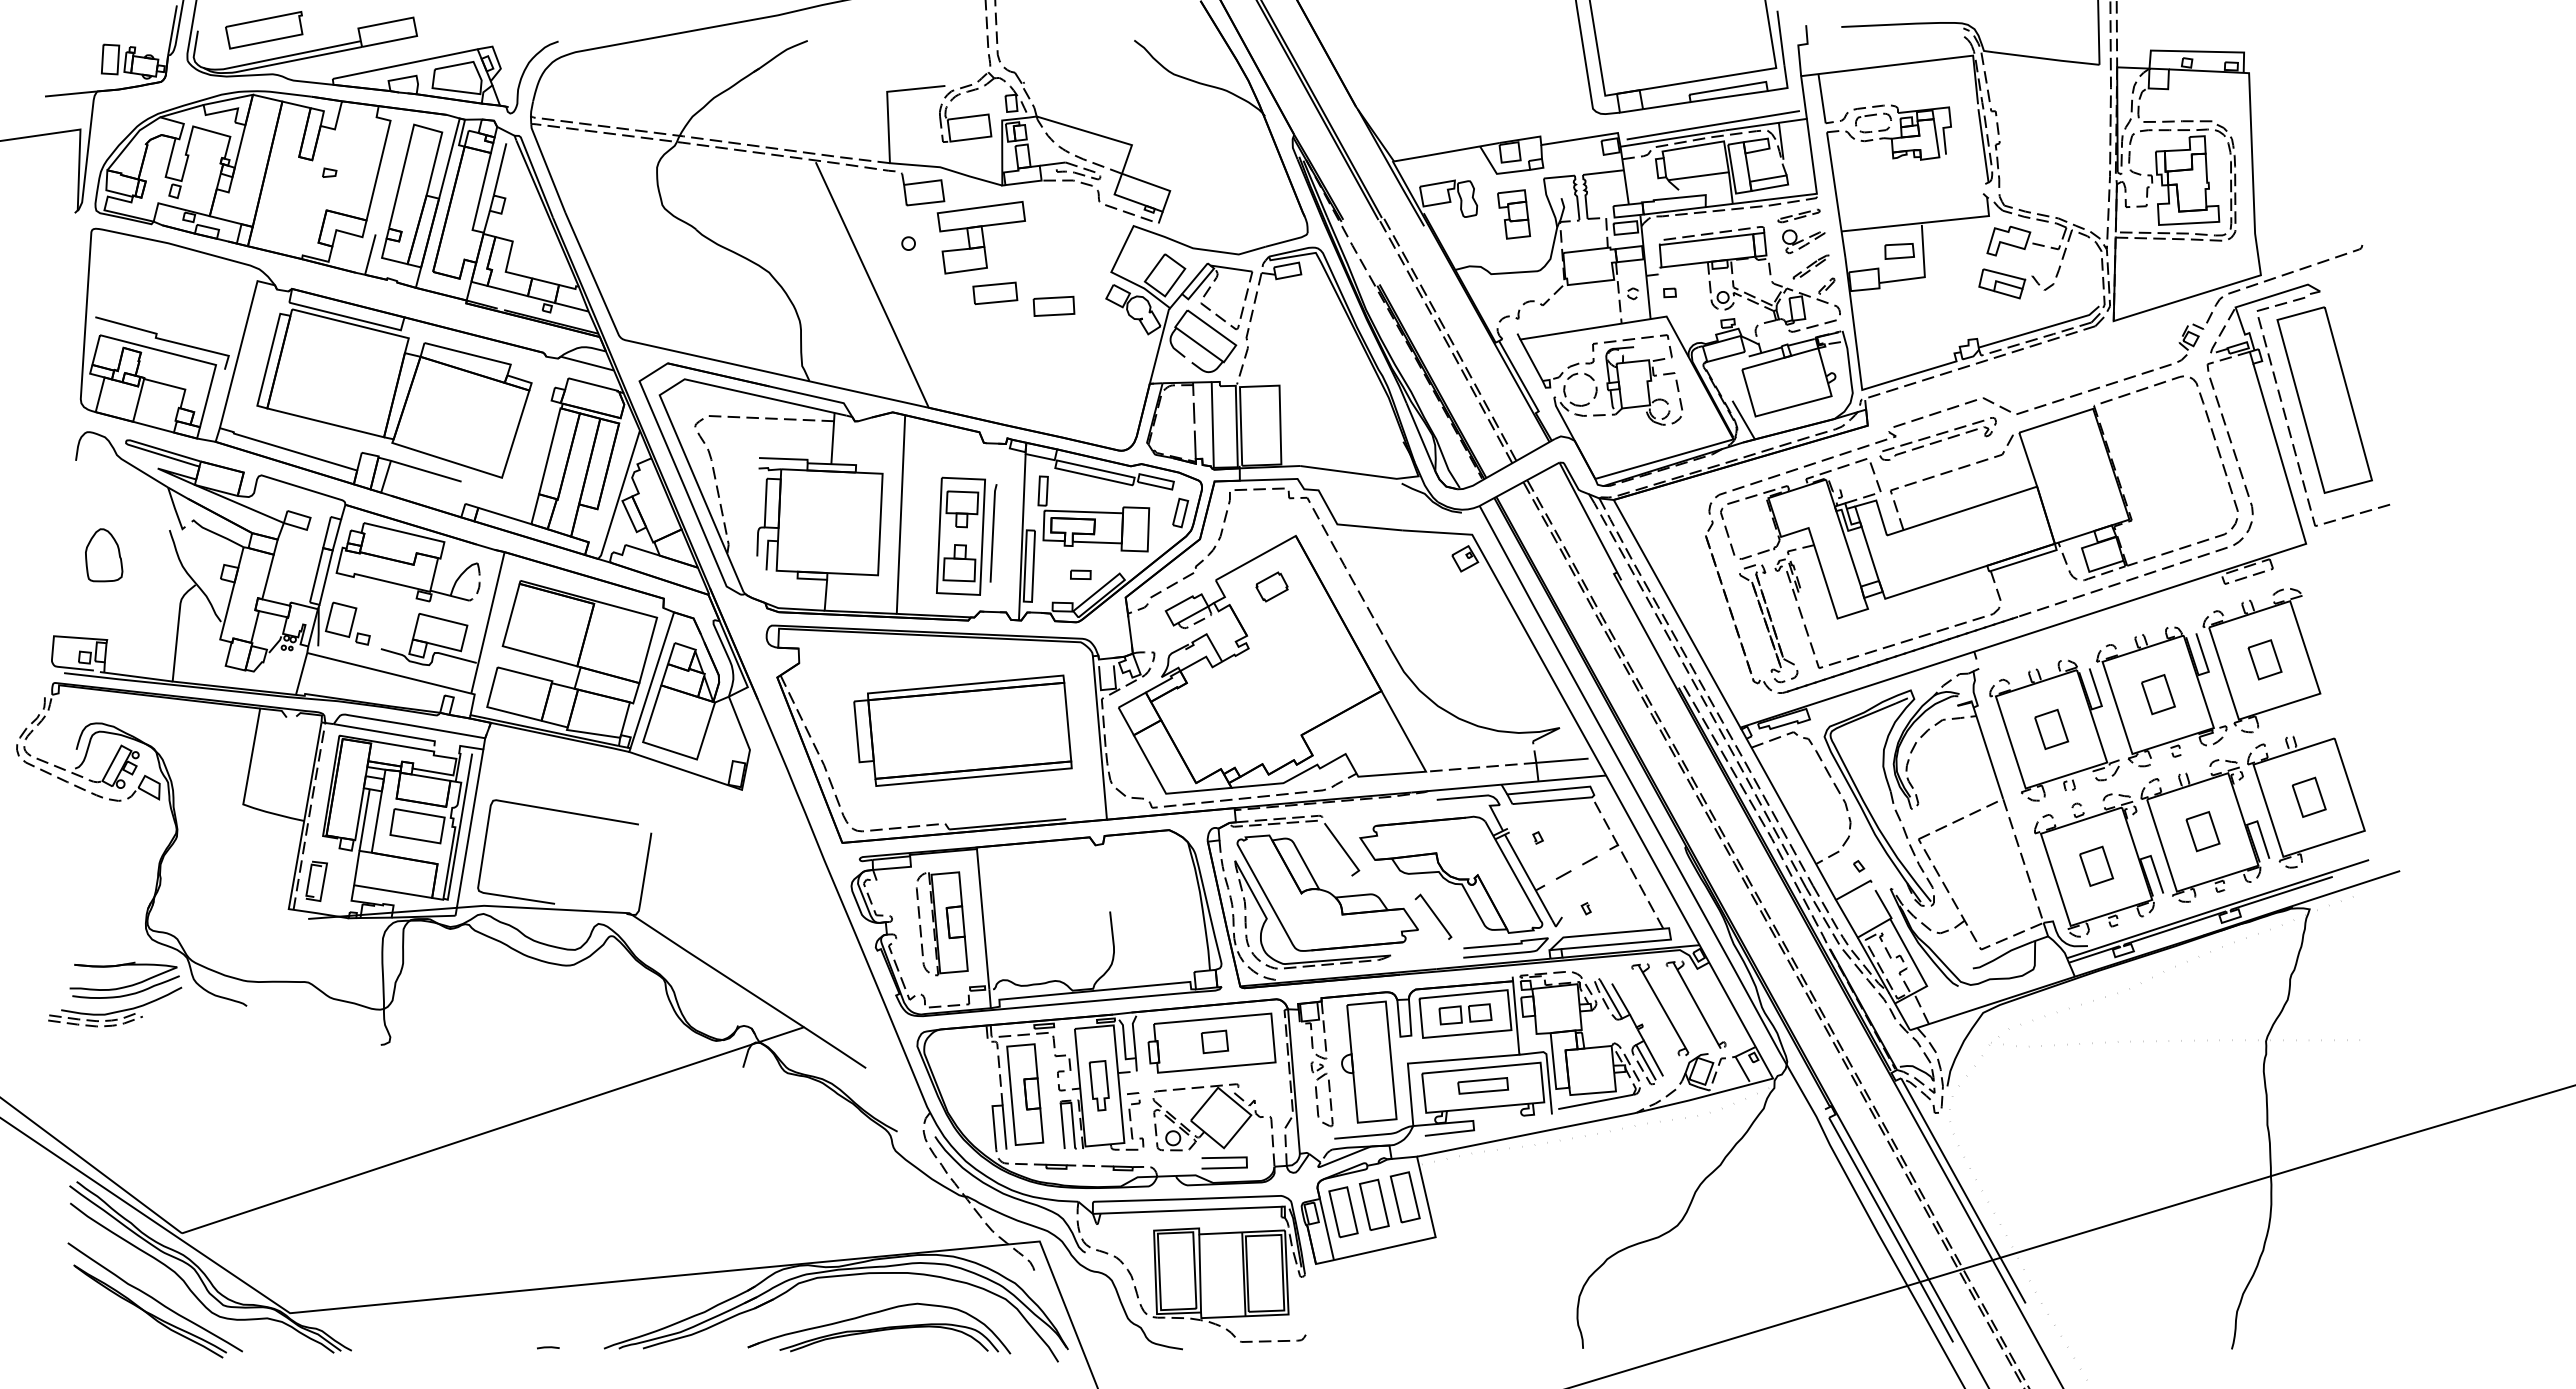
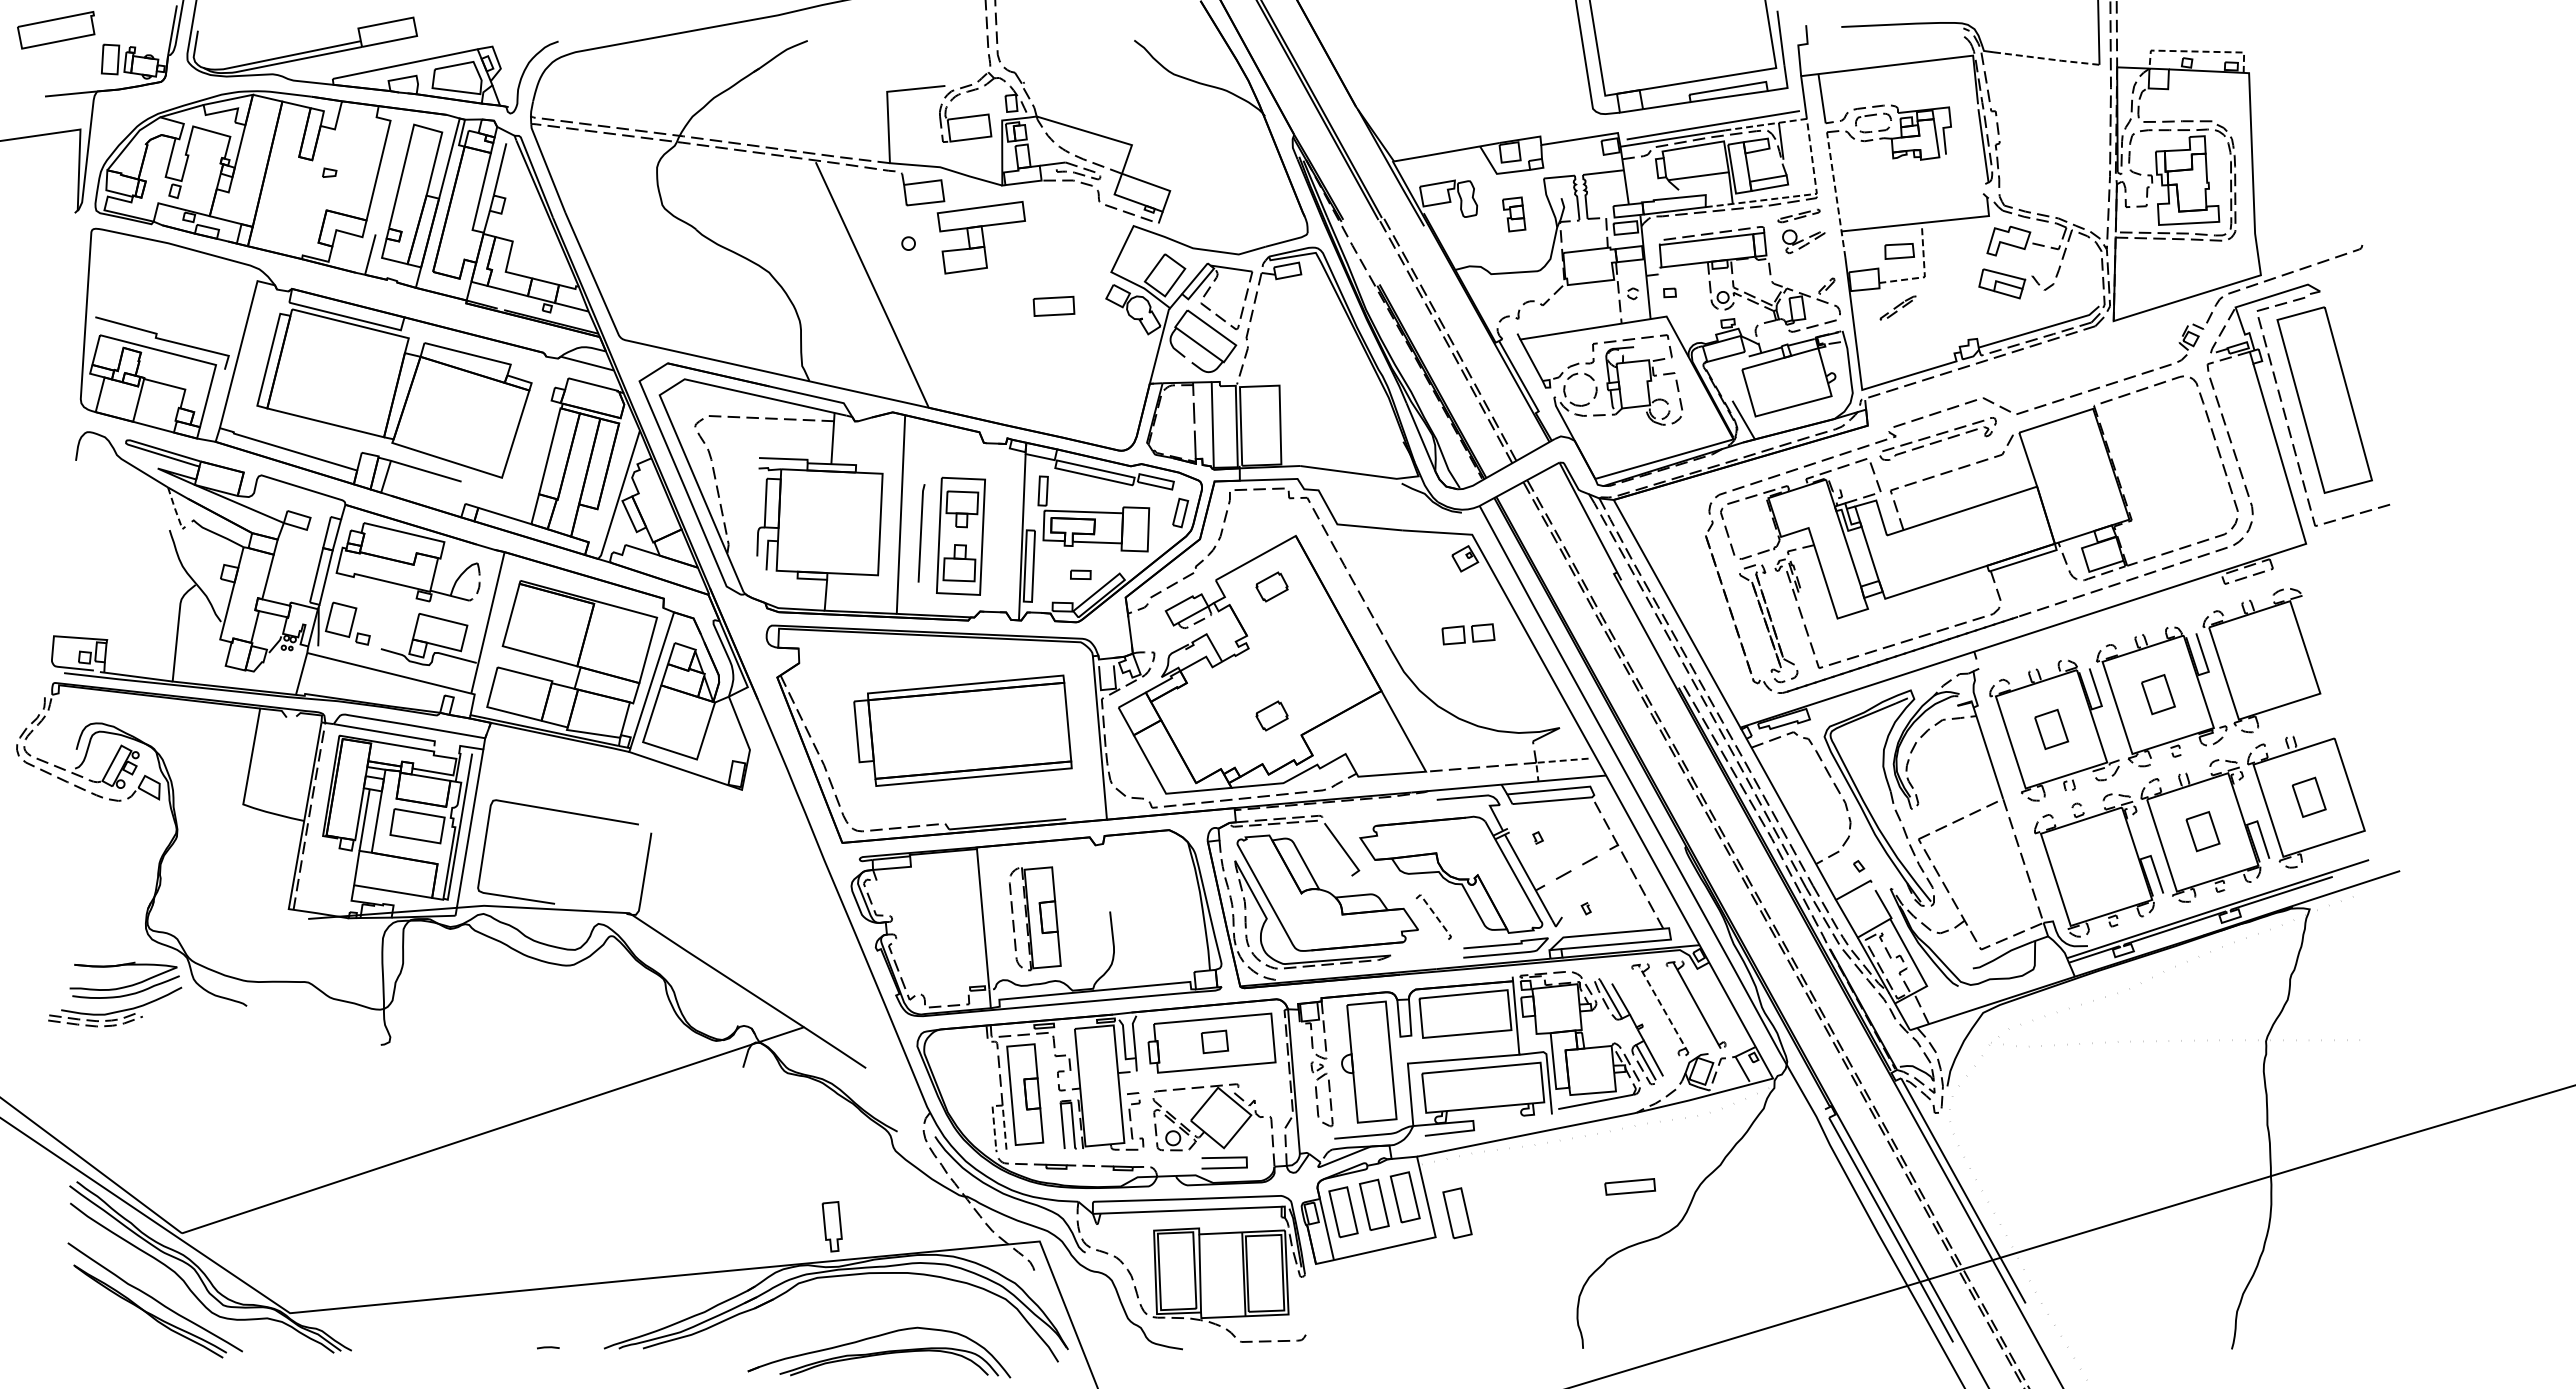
part position: (264, 30) -> (56, 30) (56, 30)
line: solid -> dashed (2198, 51)
line: solid -> dashed (2047, 59)
line: solid -> dashed (1813, 170)
line: solid -> dashed (1836, 195)
part size: 35x51 px -> 25x37 px (1514, 214)
part position: (1810, 266) -> (1897, 307) (1897, 307)
line: solid -> dashed (1924, 274)
part: present -> none (995, 293)
line: solid -> dashed (175, 510)
line position: (993, 533) -> (921, 533) (921, 533)
part: present -> none (104, 555)
part: present -> none (2264, 659)
part: none -> present (1271, 715)
line: solid -> dashed (1552, 761)
part: present -> none (2096, 865)
part: present -> none (316, 880)
line: solid -> dashed (1434, 914)
part position: (941, 923) -> (1034, 918) (1034, 918)
line: solid -> dashed (1663, 1009)
part position: (1465, 1014) -> (1468, 634) (1468, 634)
part position: (1098, 1085) -> (831, 1226) (831, 1226)
part position: (1482, 1085) -> (1629, 1186) (1629, 1186)
line: solid -> dashed (998, 1105)
part: none -> present (1457, 1213)
part position: (879, 1328) -> (879, 1352) (879, 1352)
